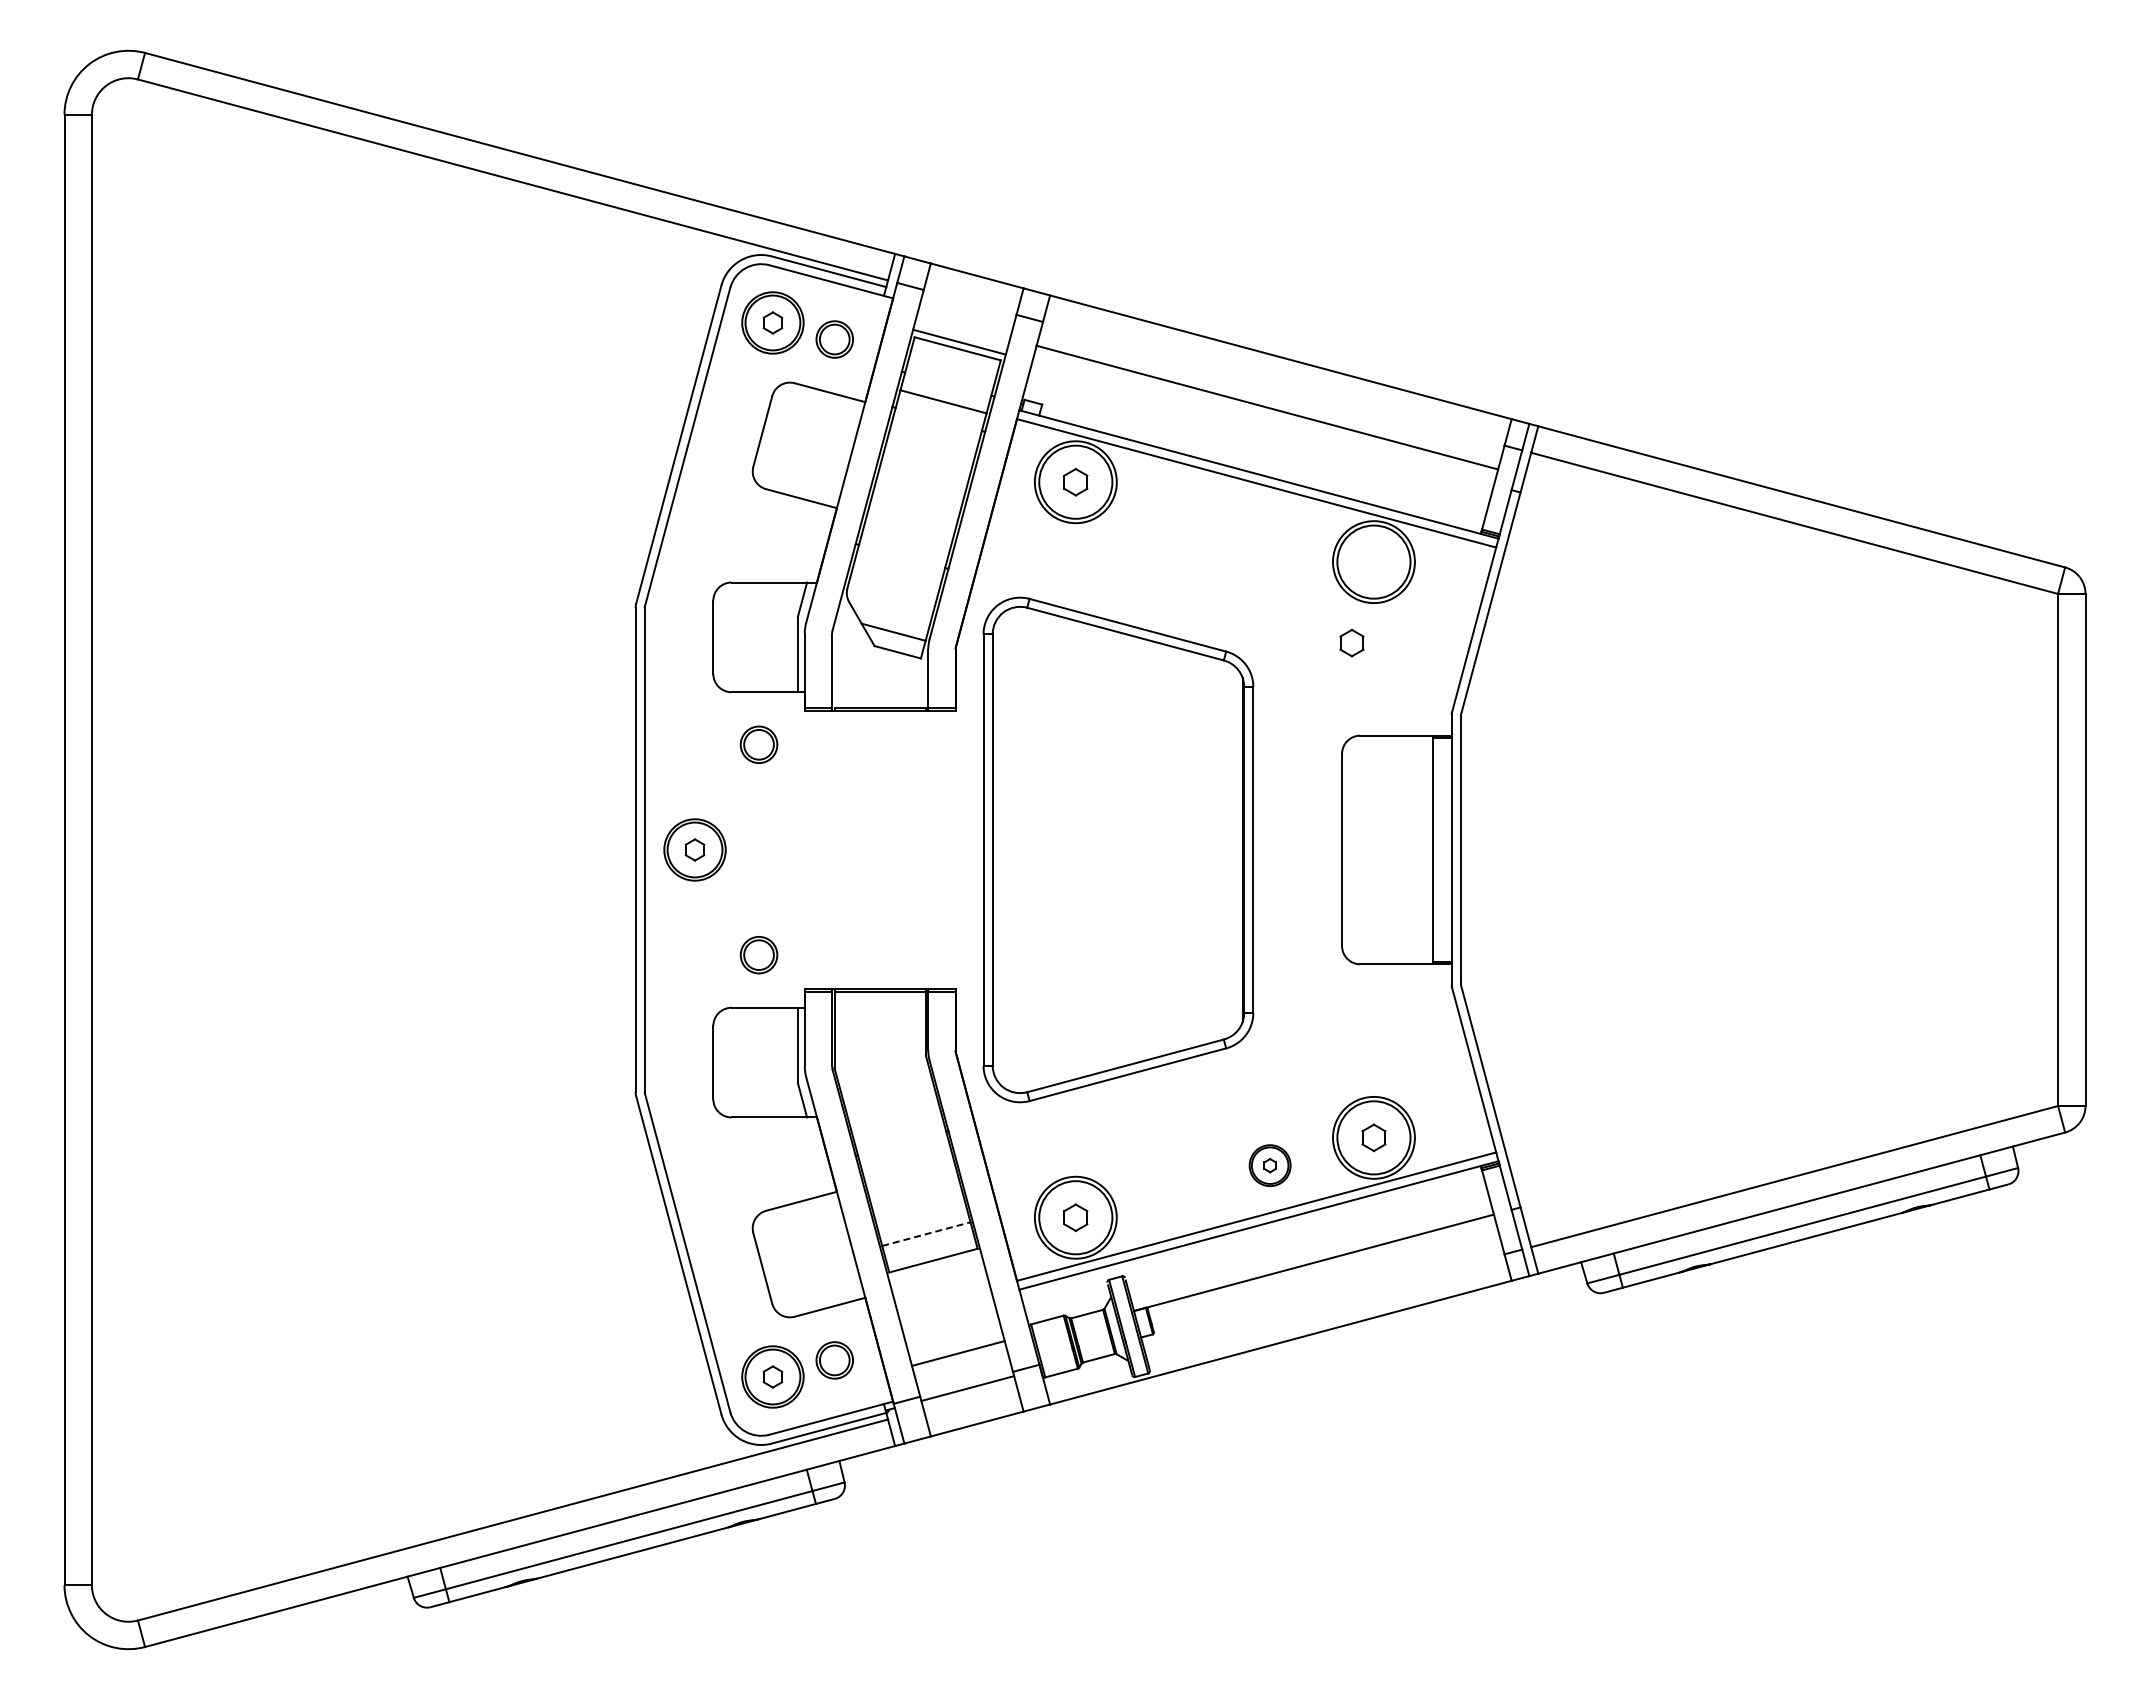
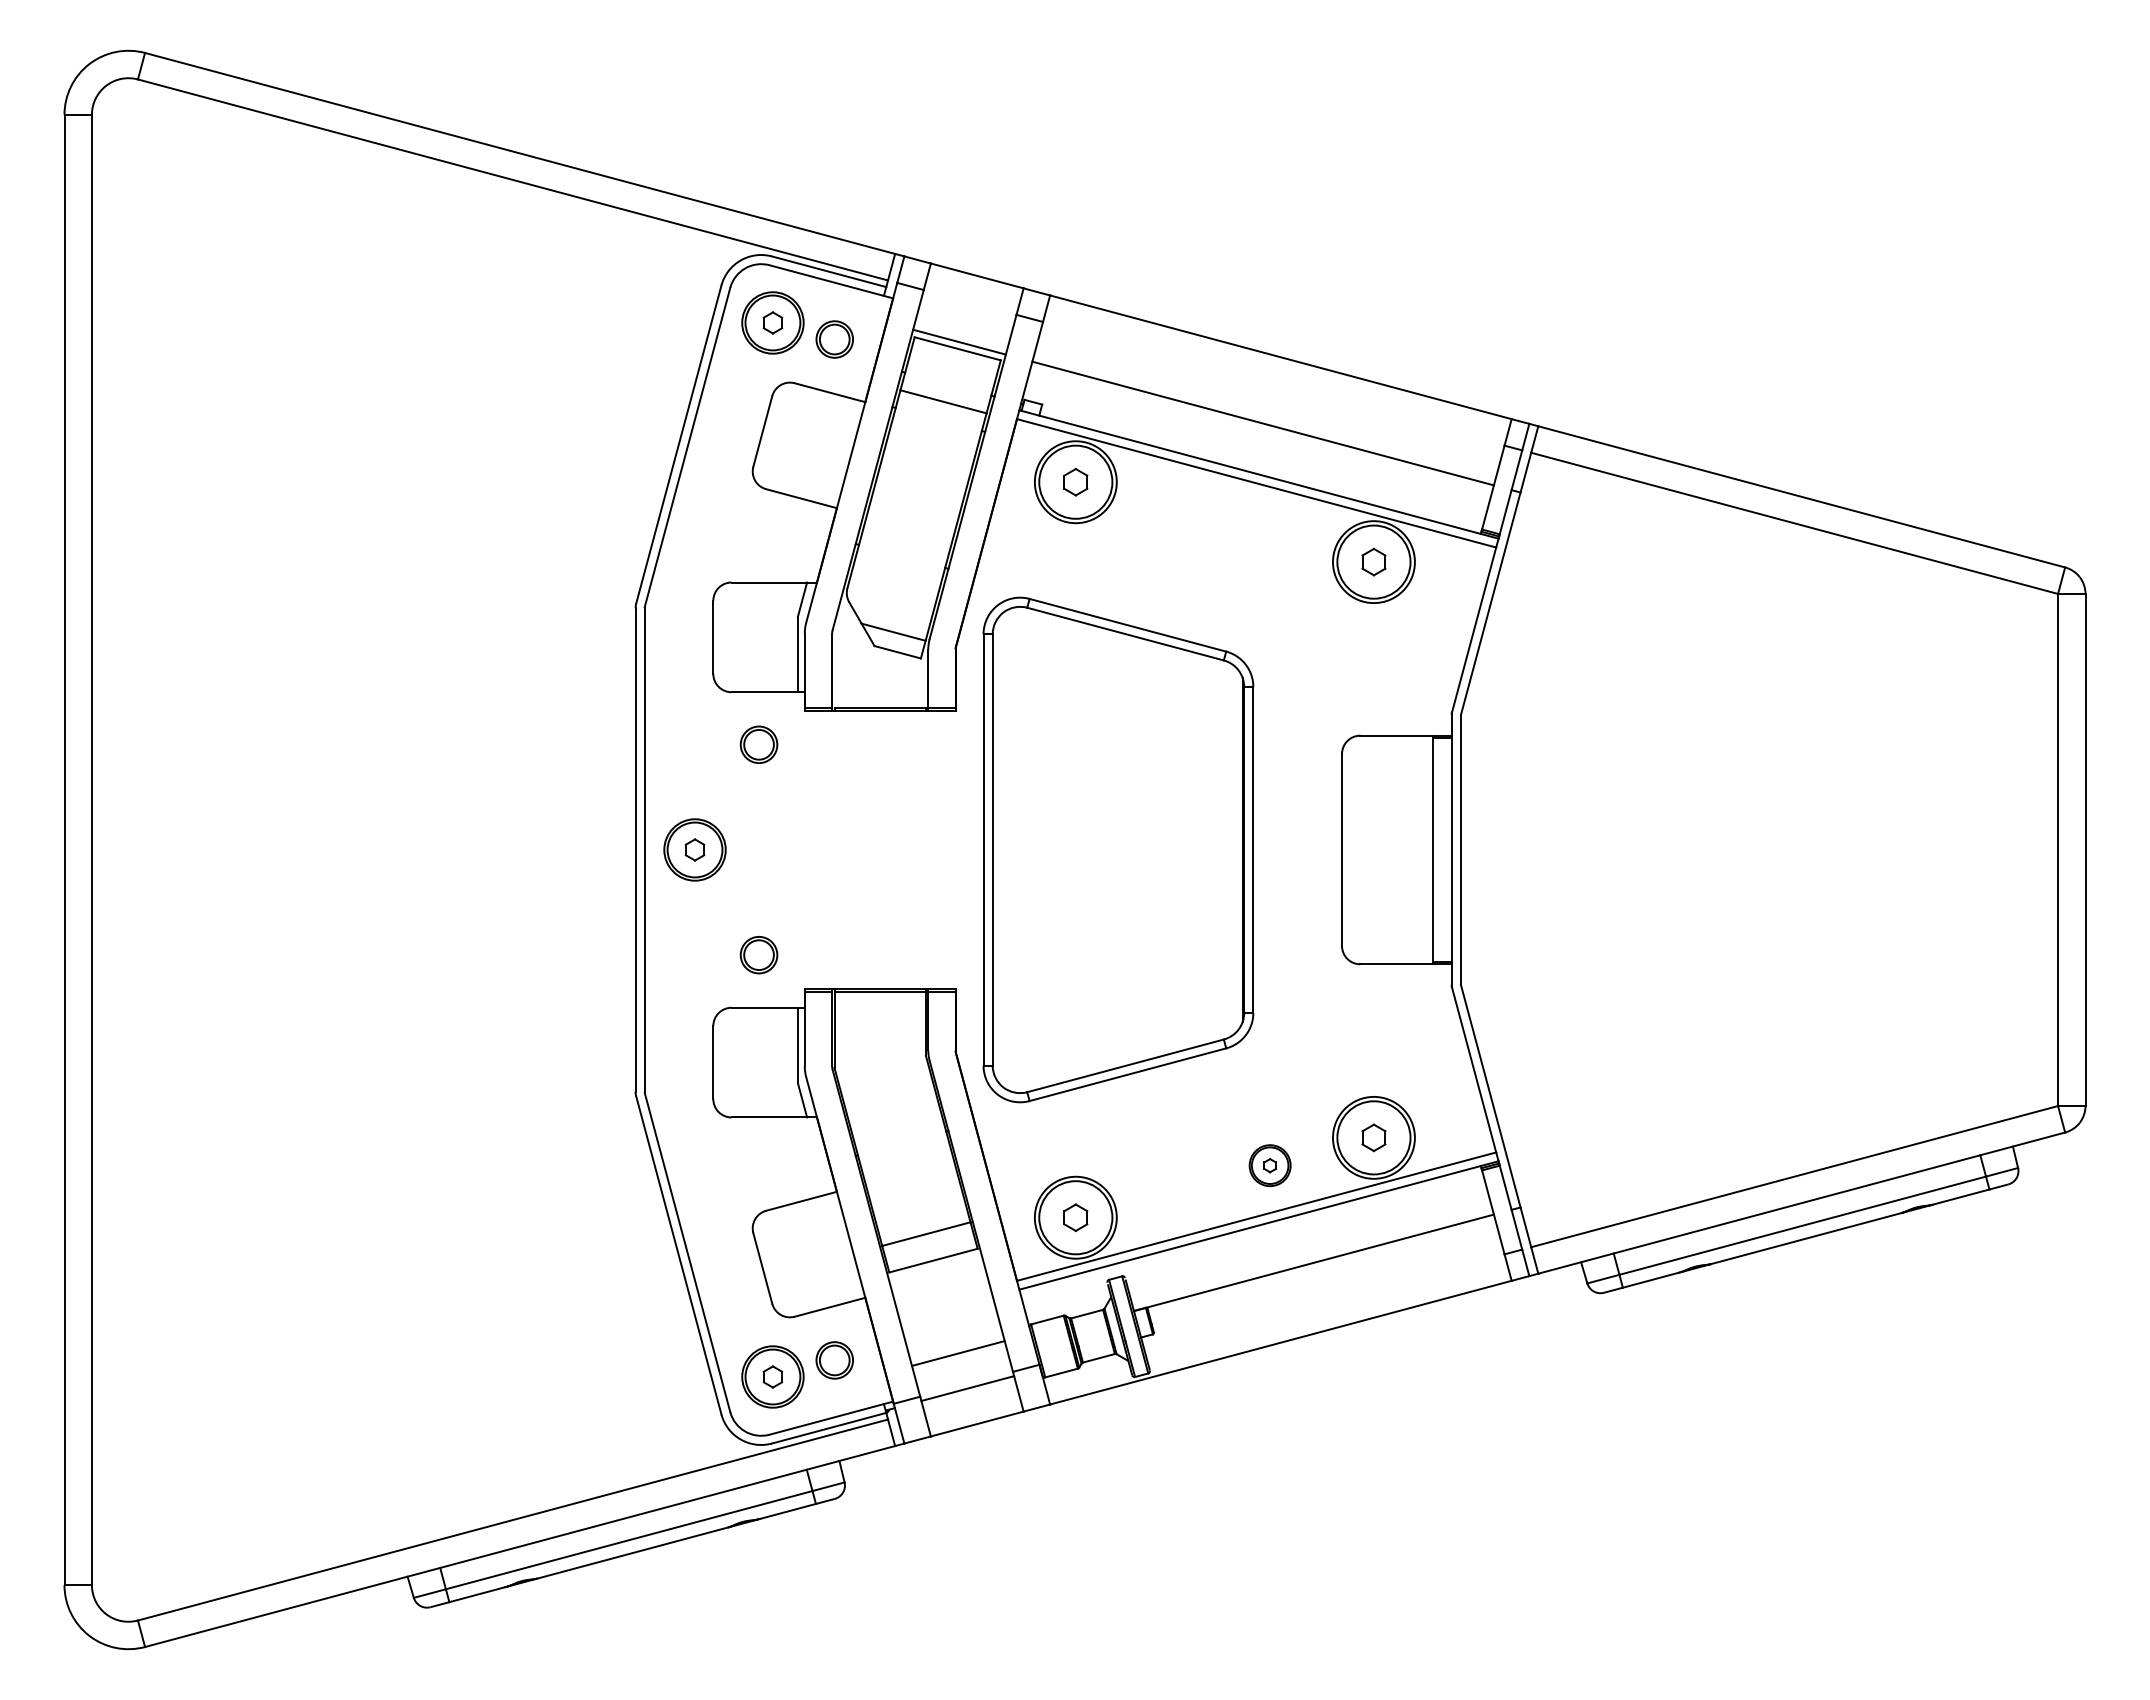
line position: (1266, 407) -> (1262, 423) (1262, 423)
part position: (1351, 642) -> (1373, 561) (1373, 561)
line: dashed -> solid (926, 1234)
